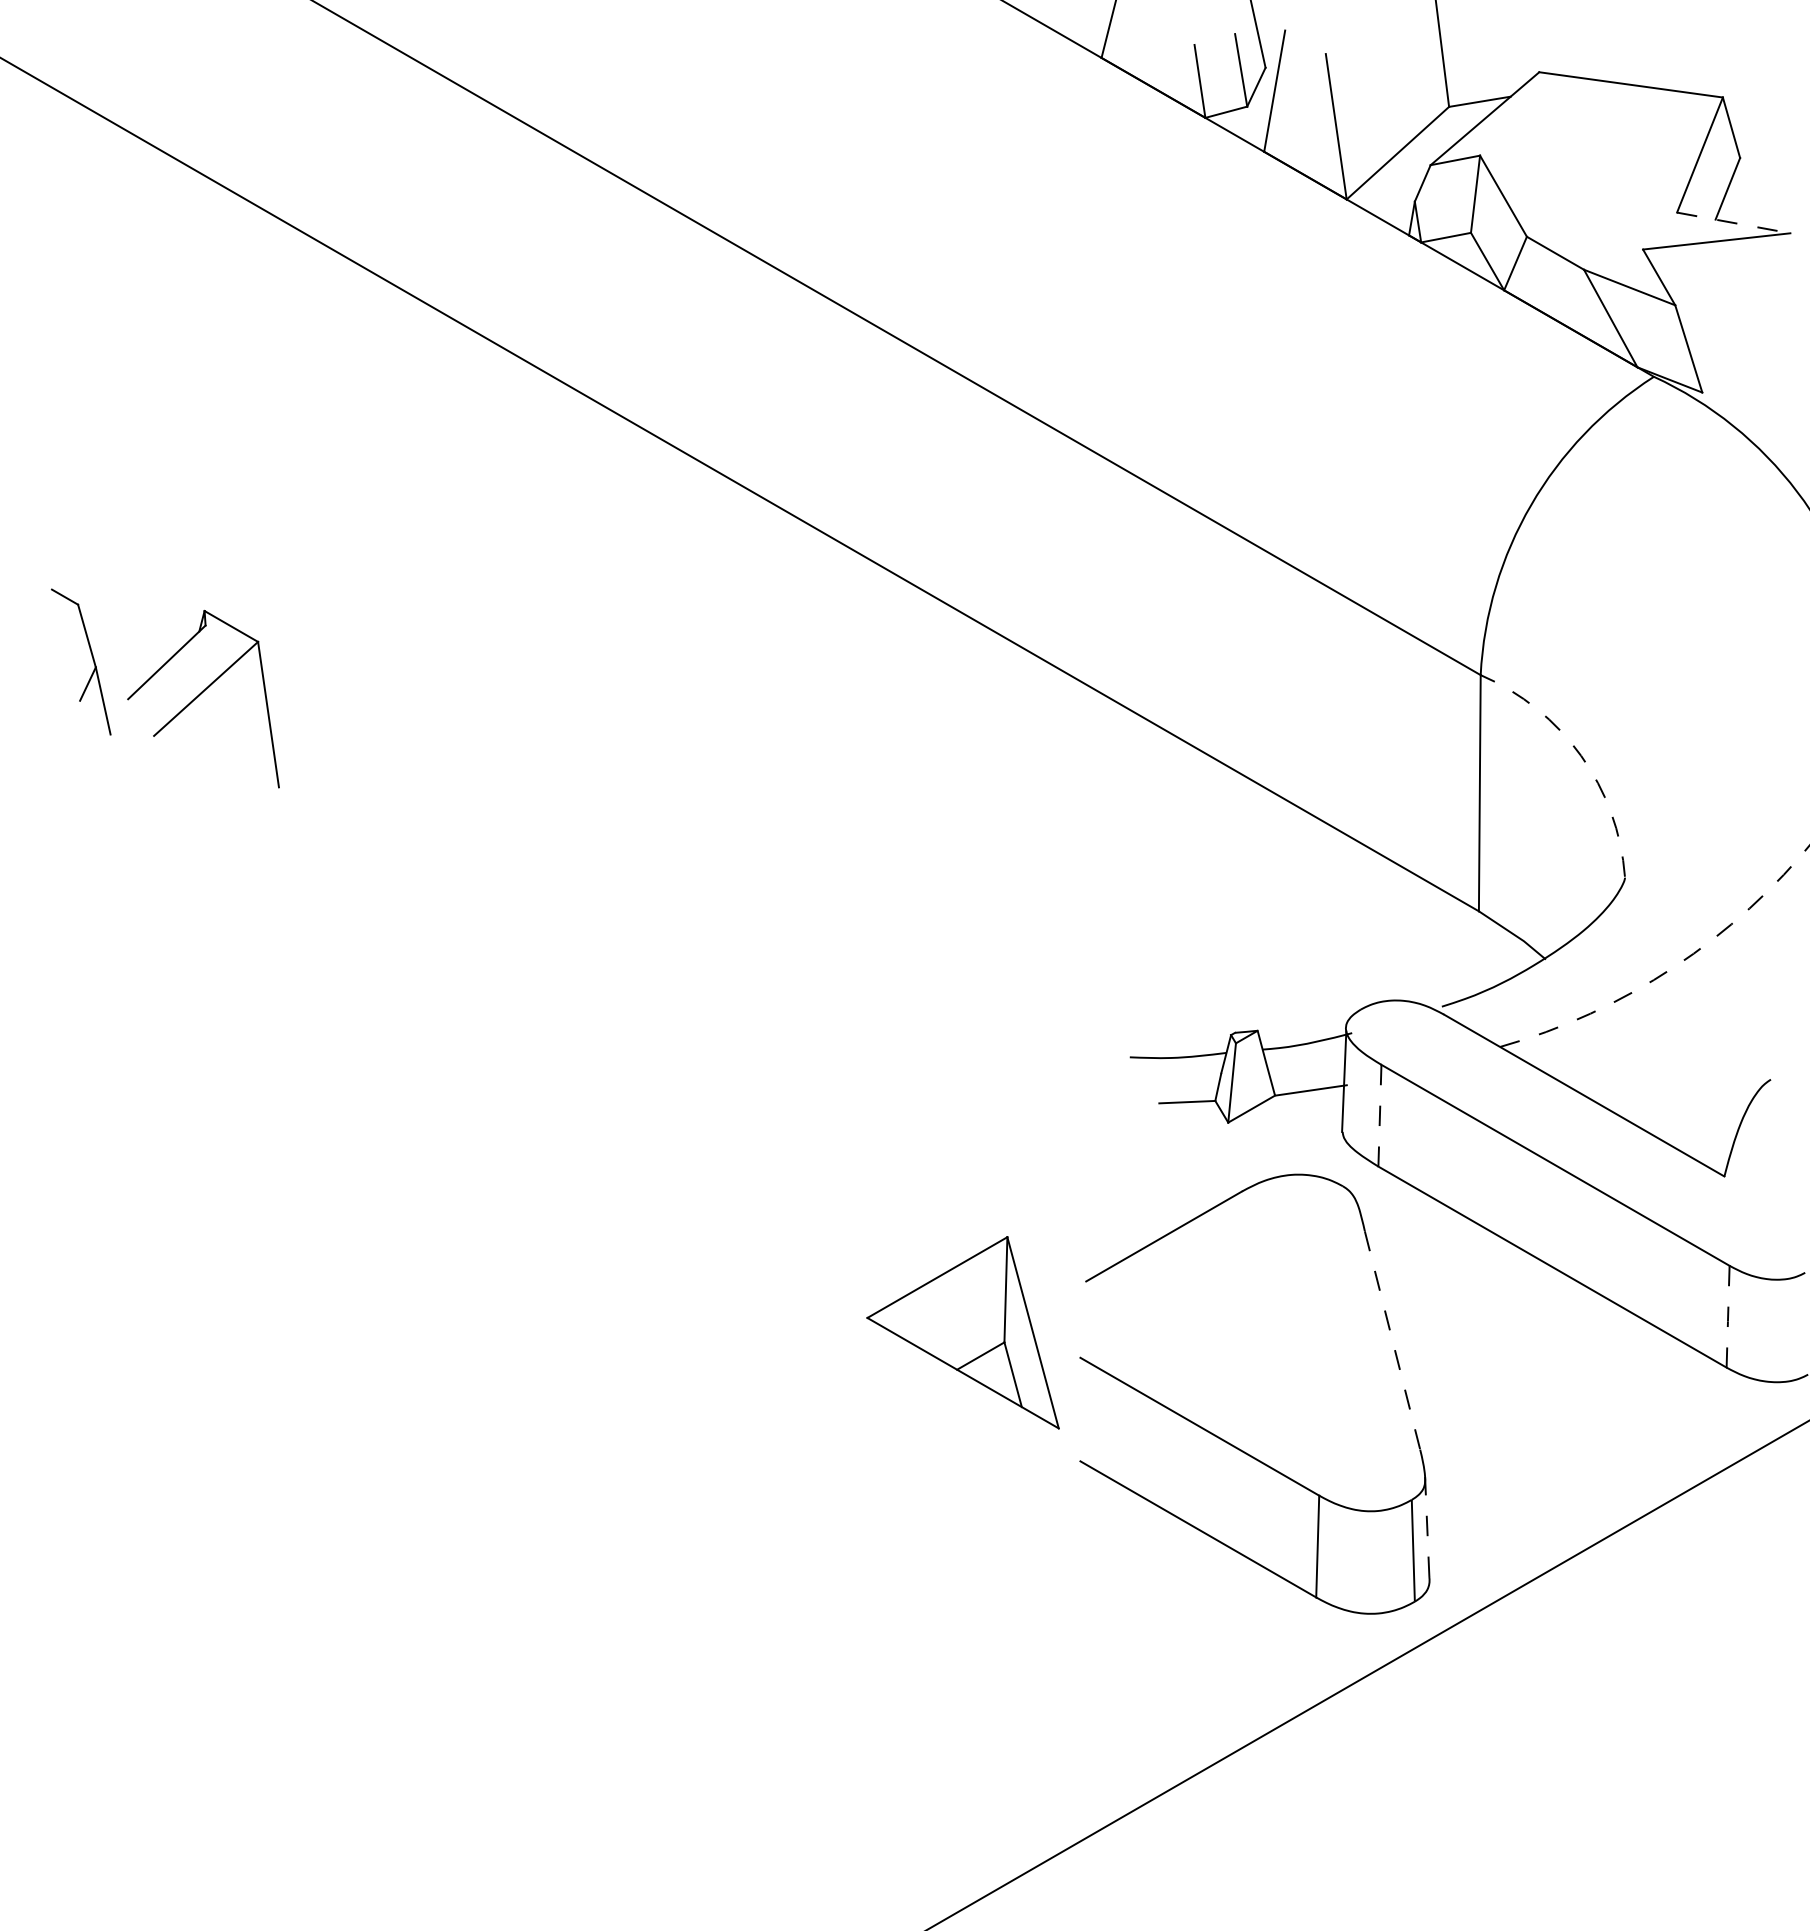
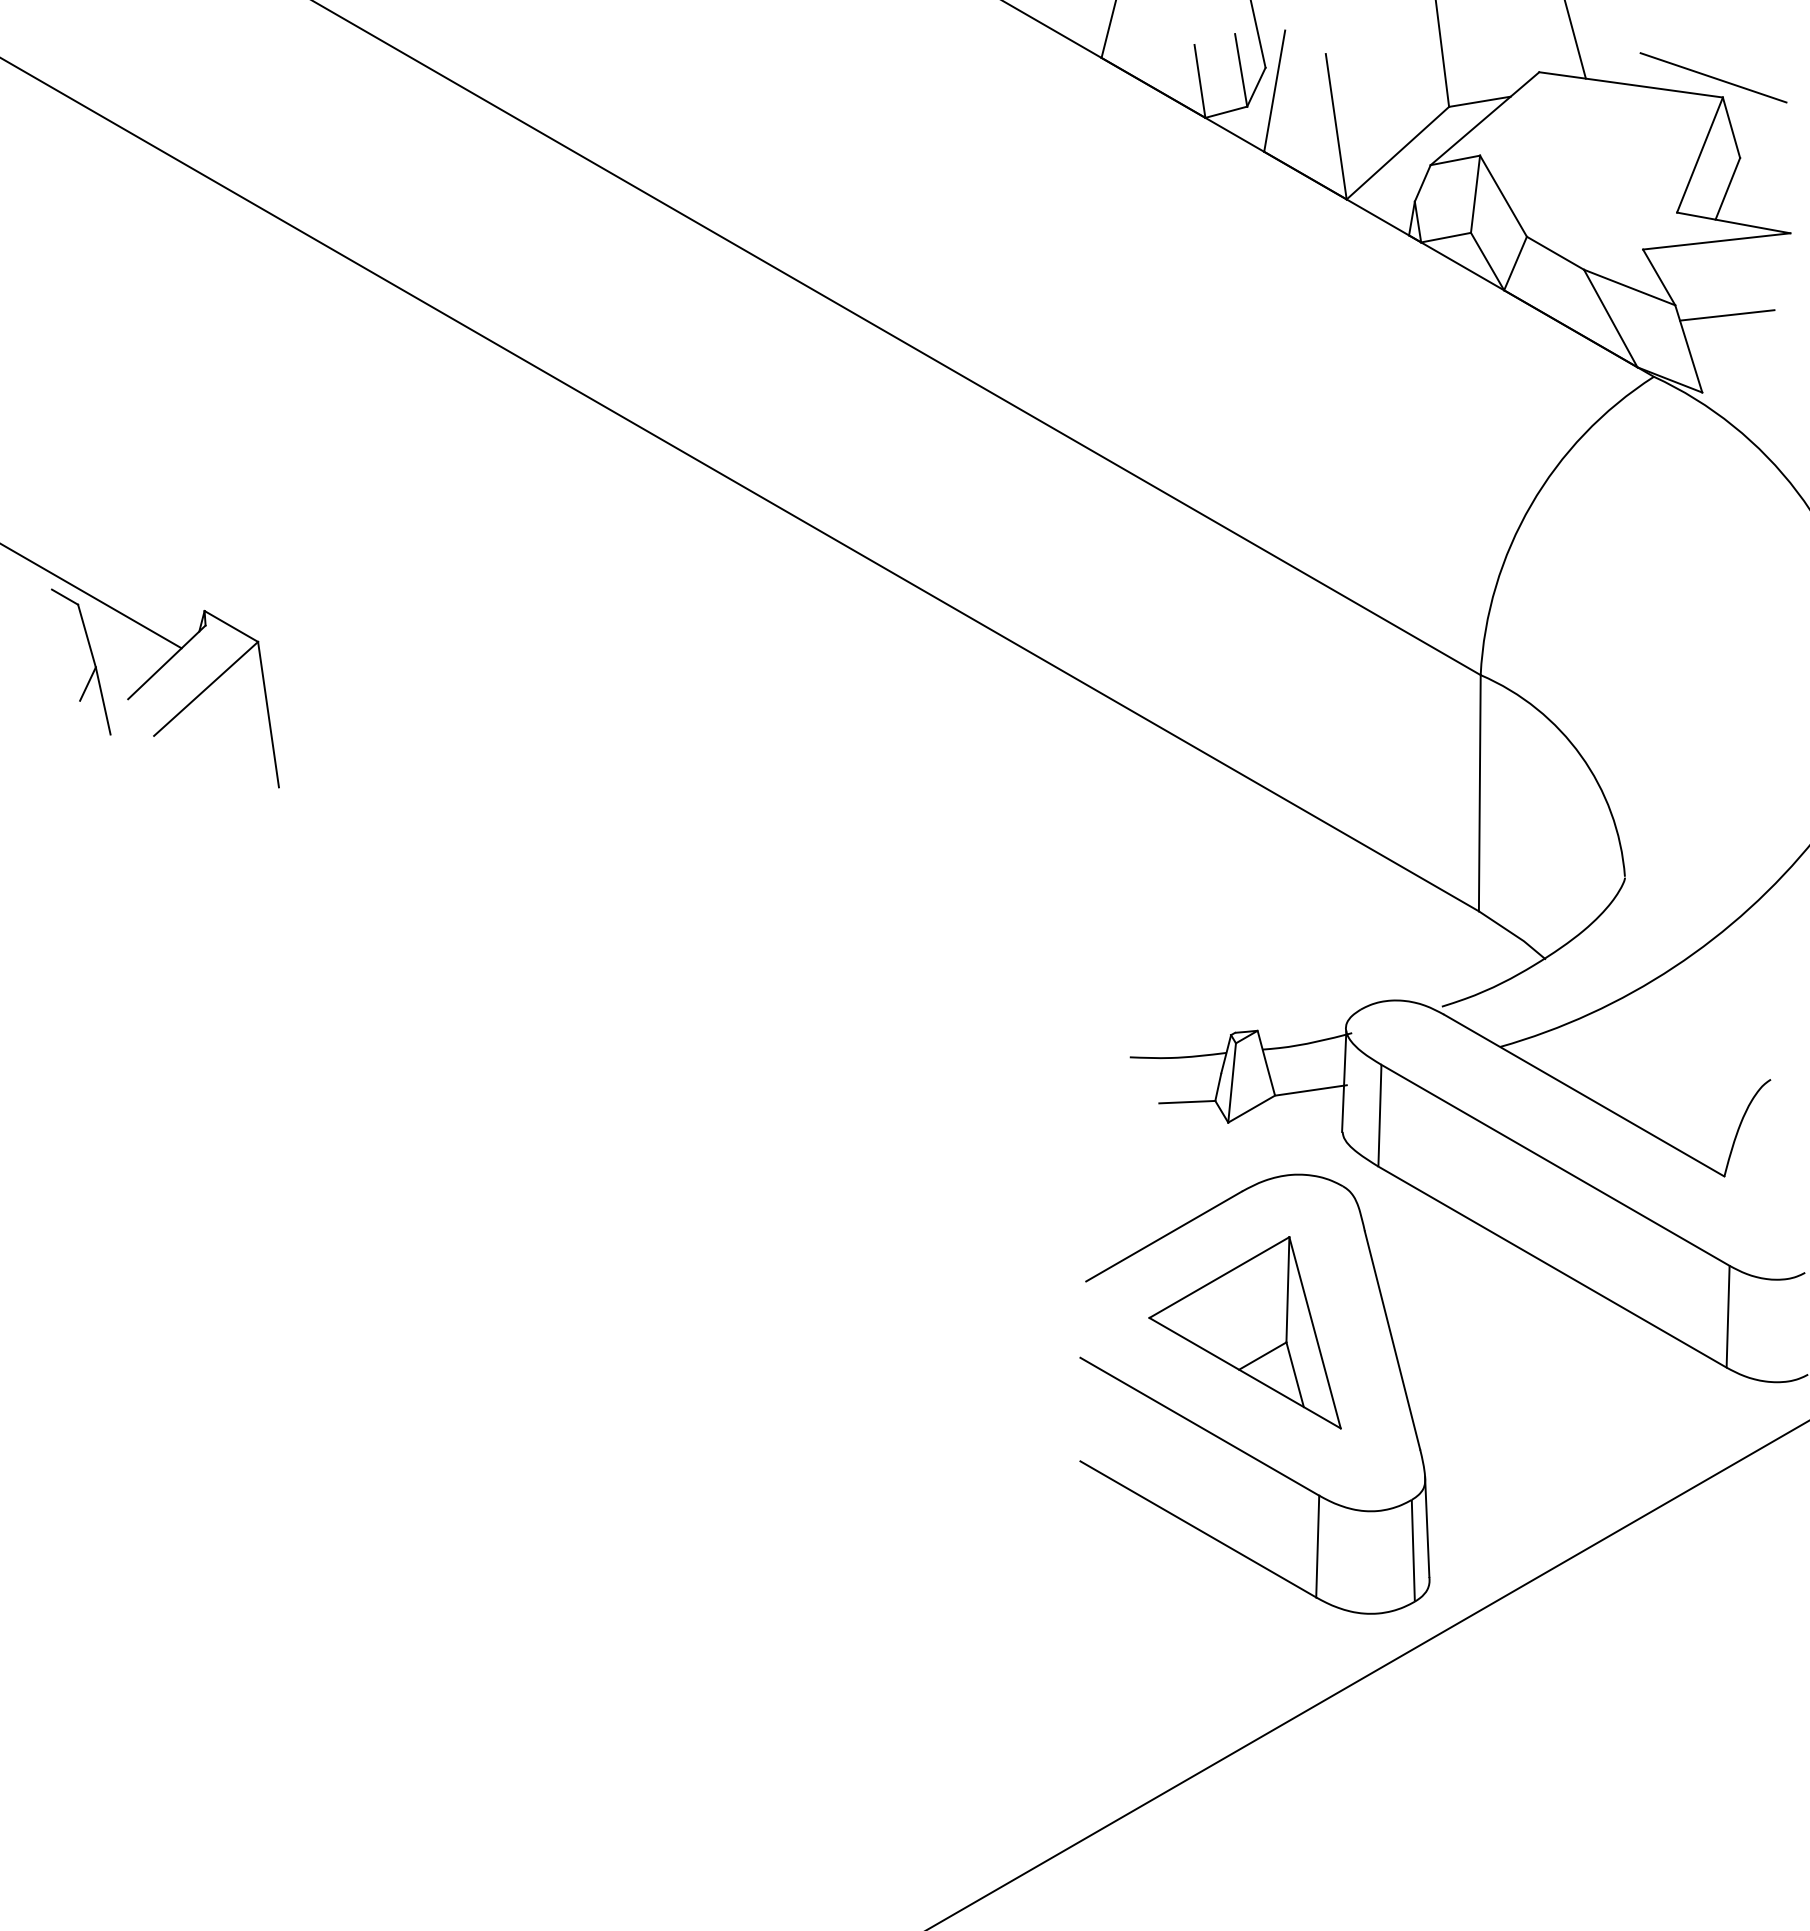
line: none -> present (1575, 40)
line: none -> present (1713, 77)
line: dashed -> solid (1733, 222)
line: none -> present (1727, 315)
line: none -> present (91, 596)
arc: dashed -> solid (1581, 755)
arc: dashed -> solid (1670, 969)
line: dashed -> solid (1379, 1116)
line: dashed -> solid (1728, 1317)
part position: (962, 1332) -> (1244, 1332) (1244, 1332)
line: dashed -> solid (1392, 1340)
line: dashed -> solid (1427, 1526)
